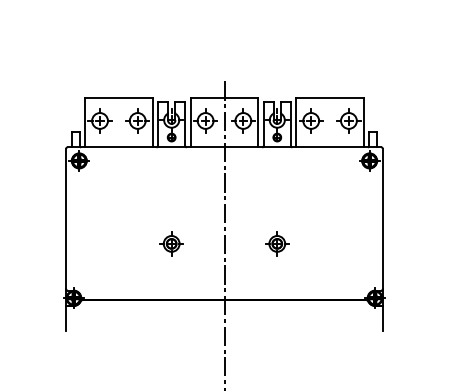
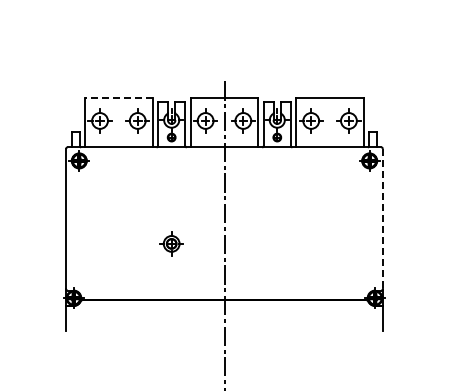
line: solid -> dashed (118, 98)
line: solid -> dashed (382, 219)
part: present -> none (277, 243)
